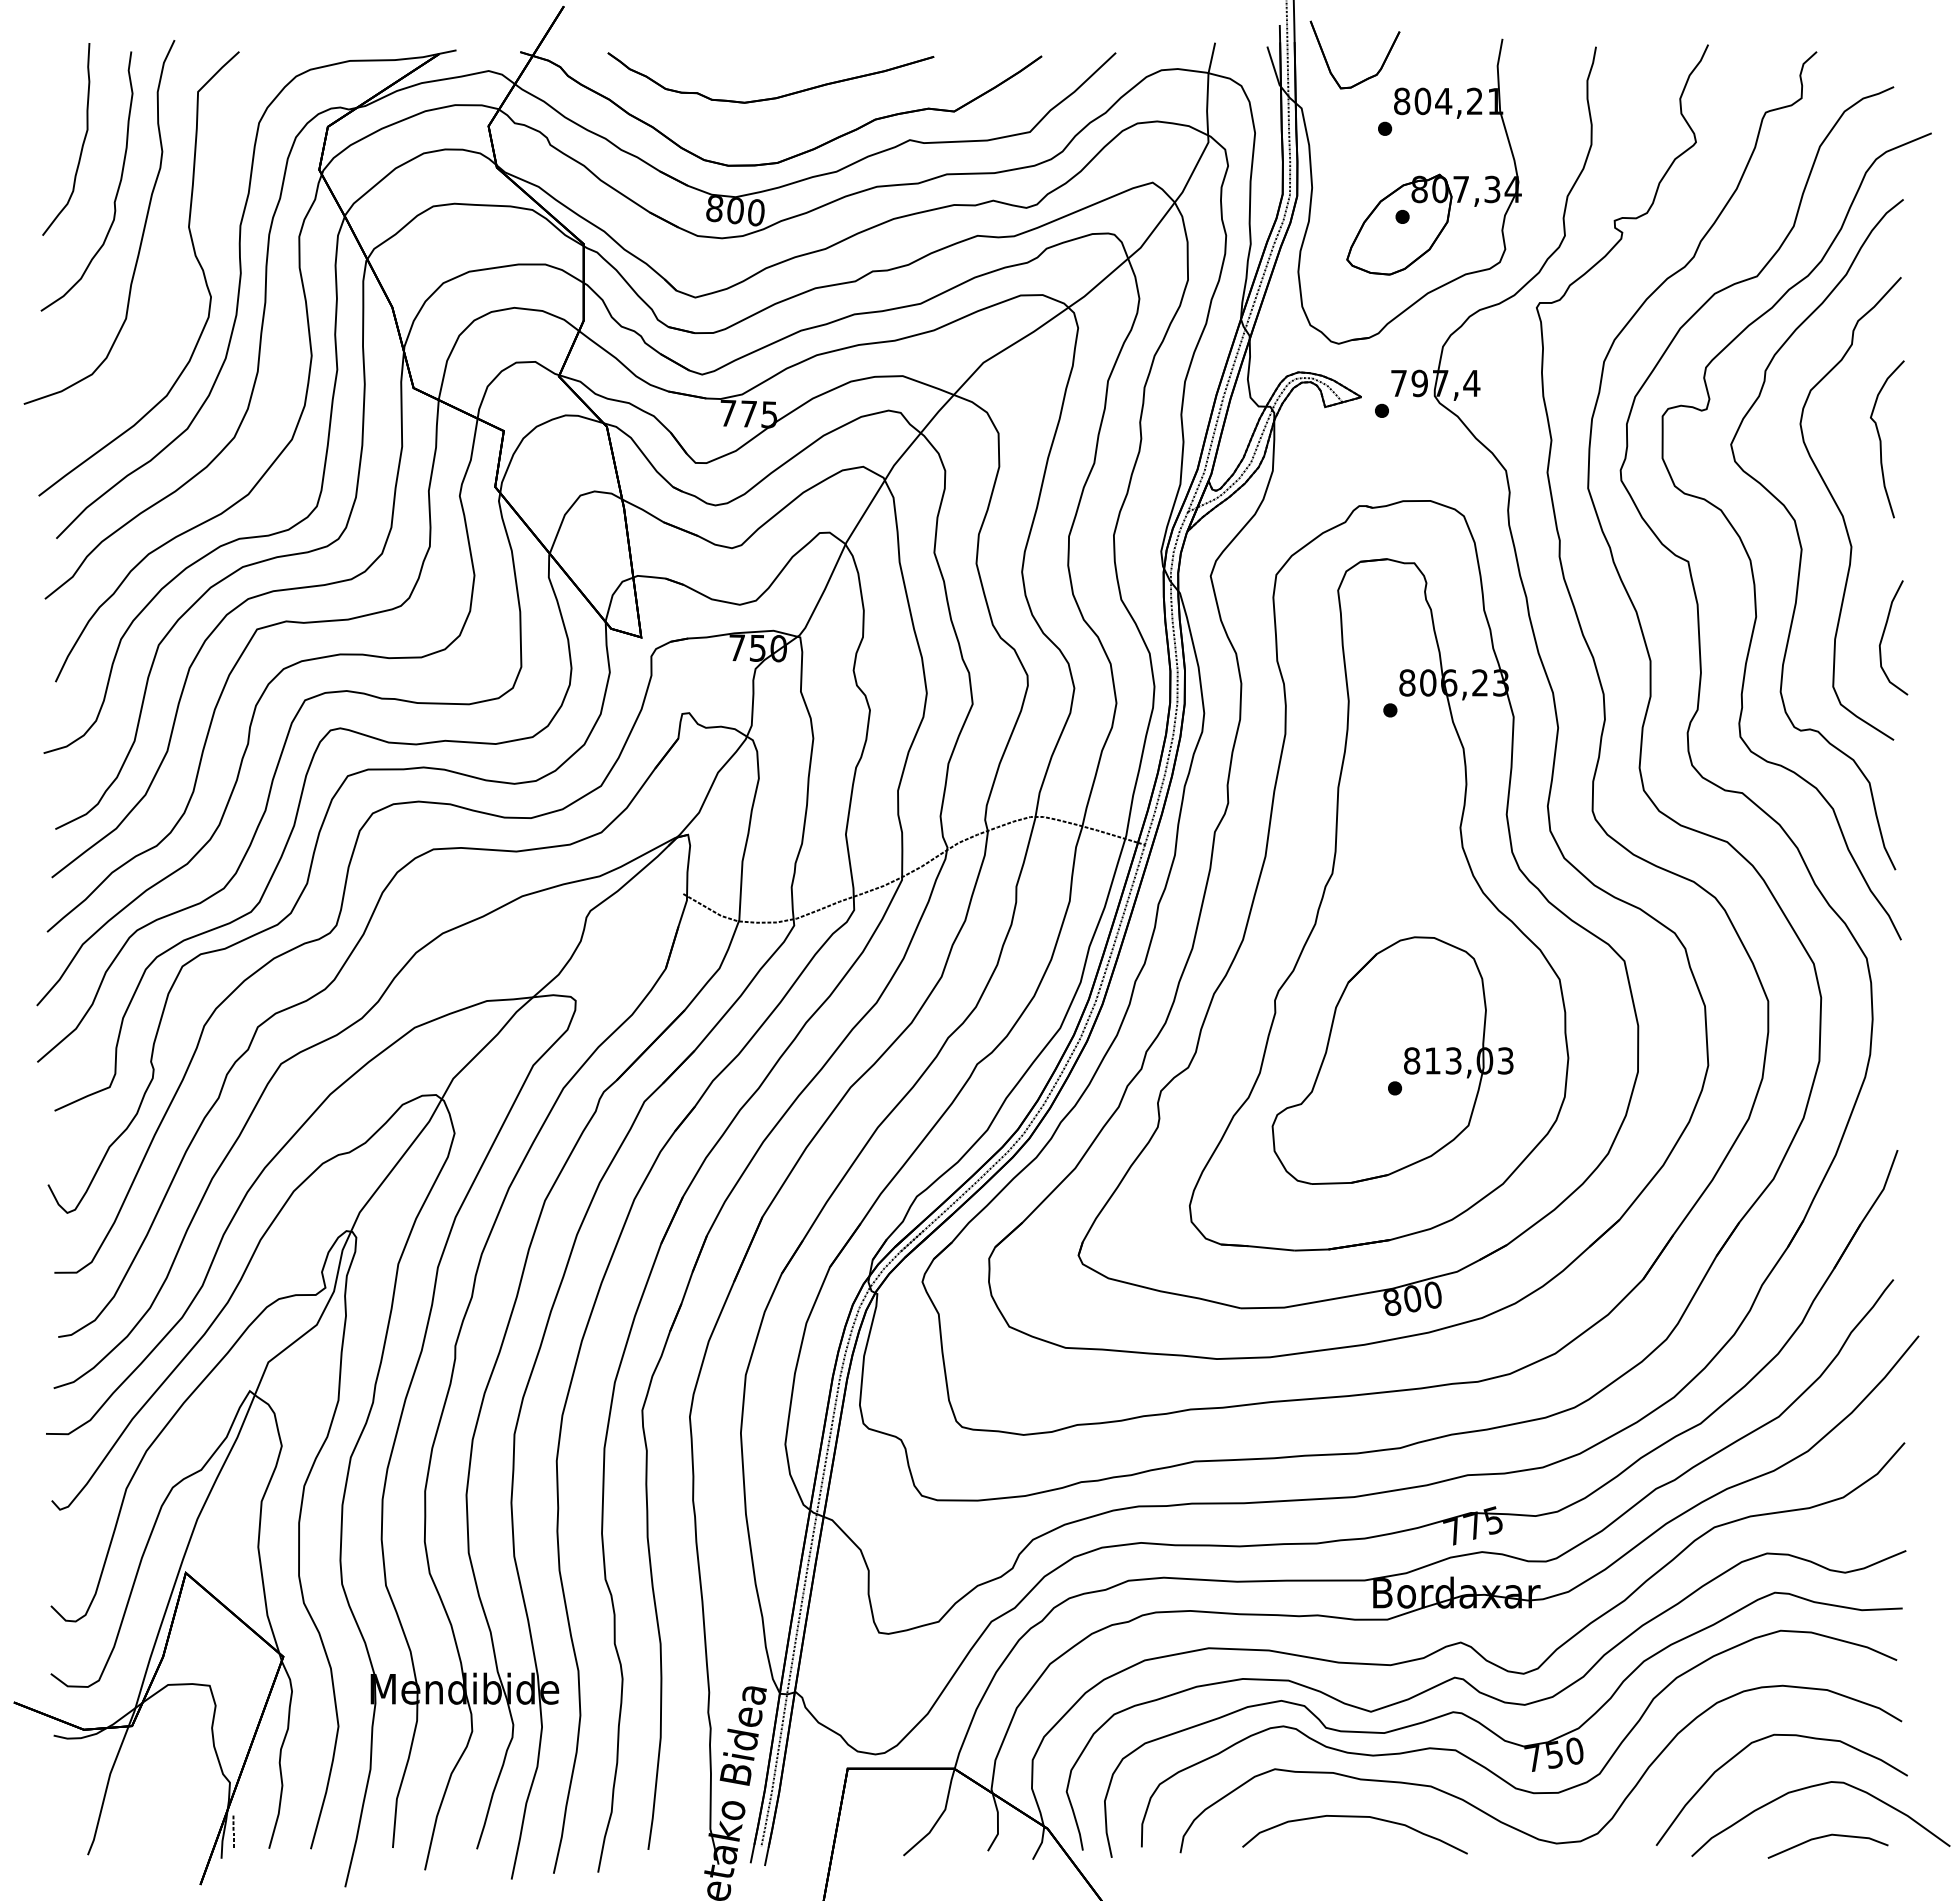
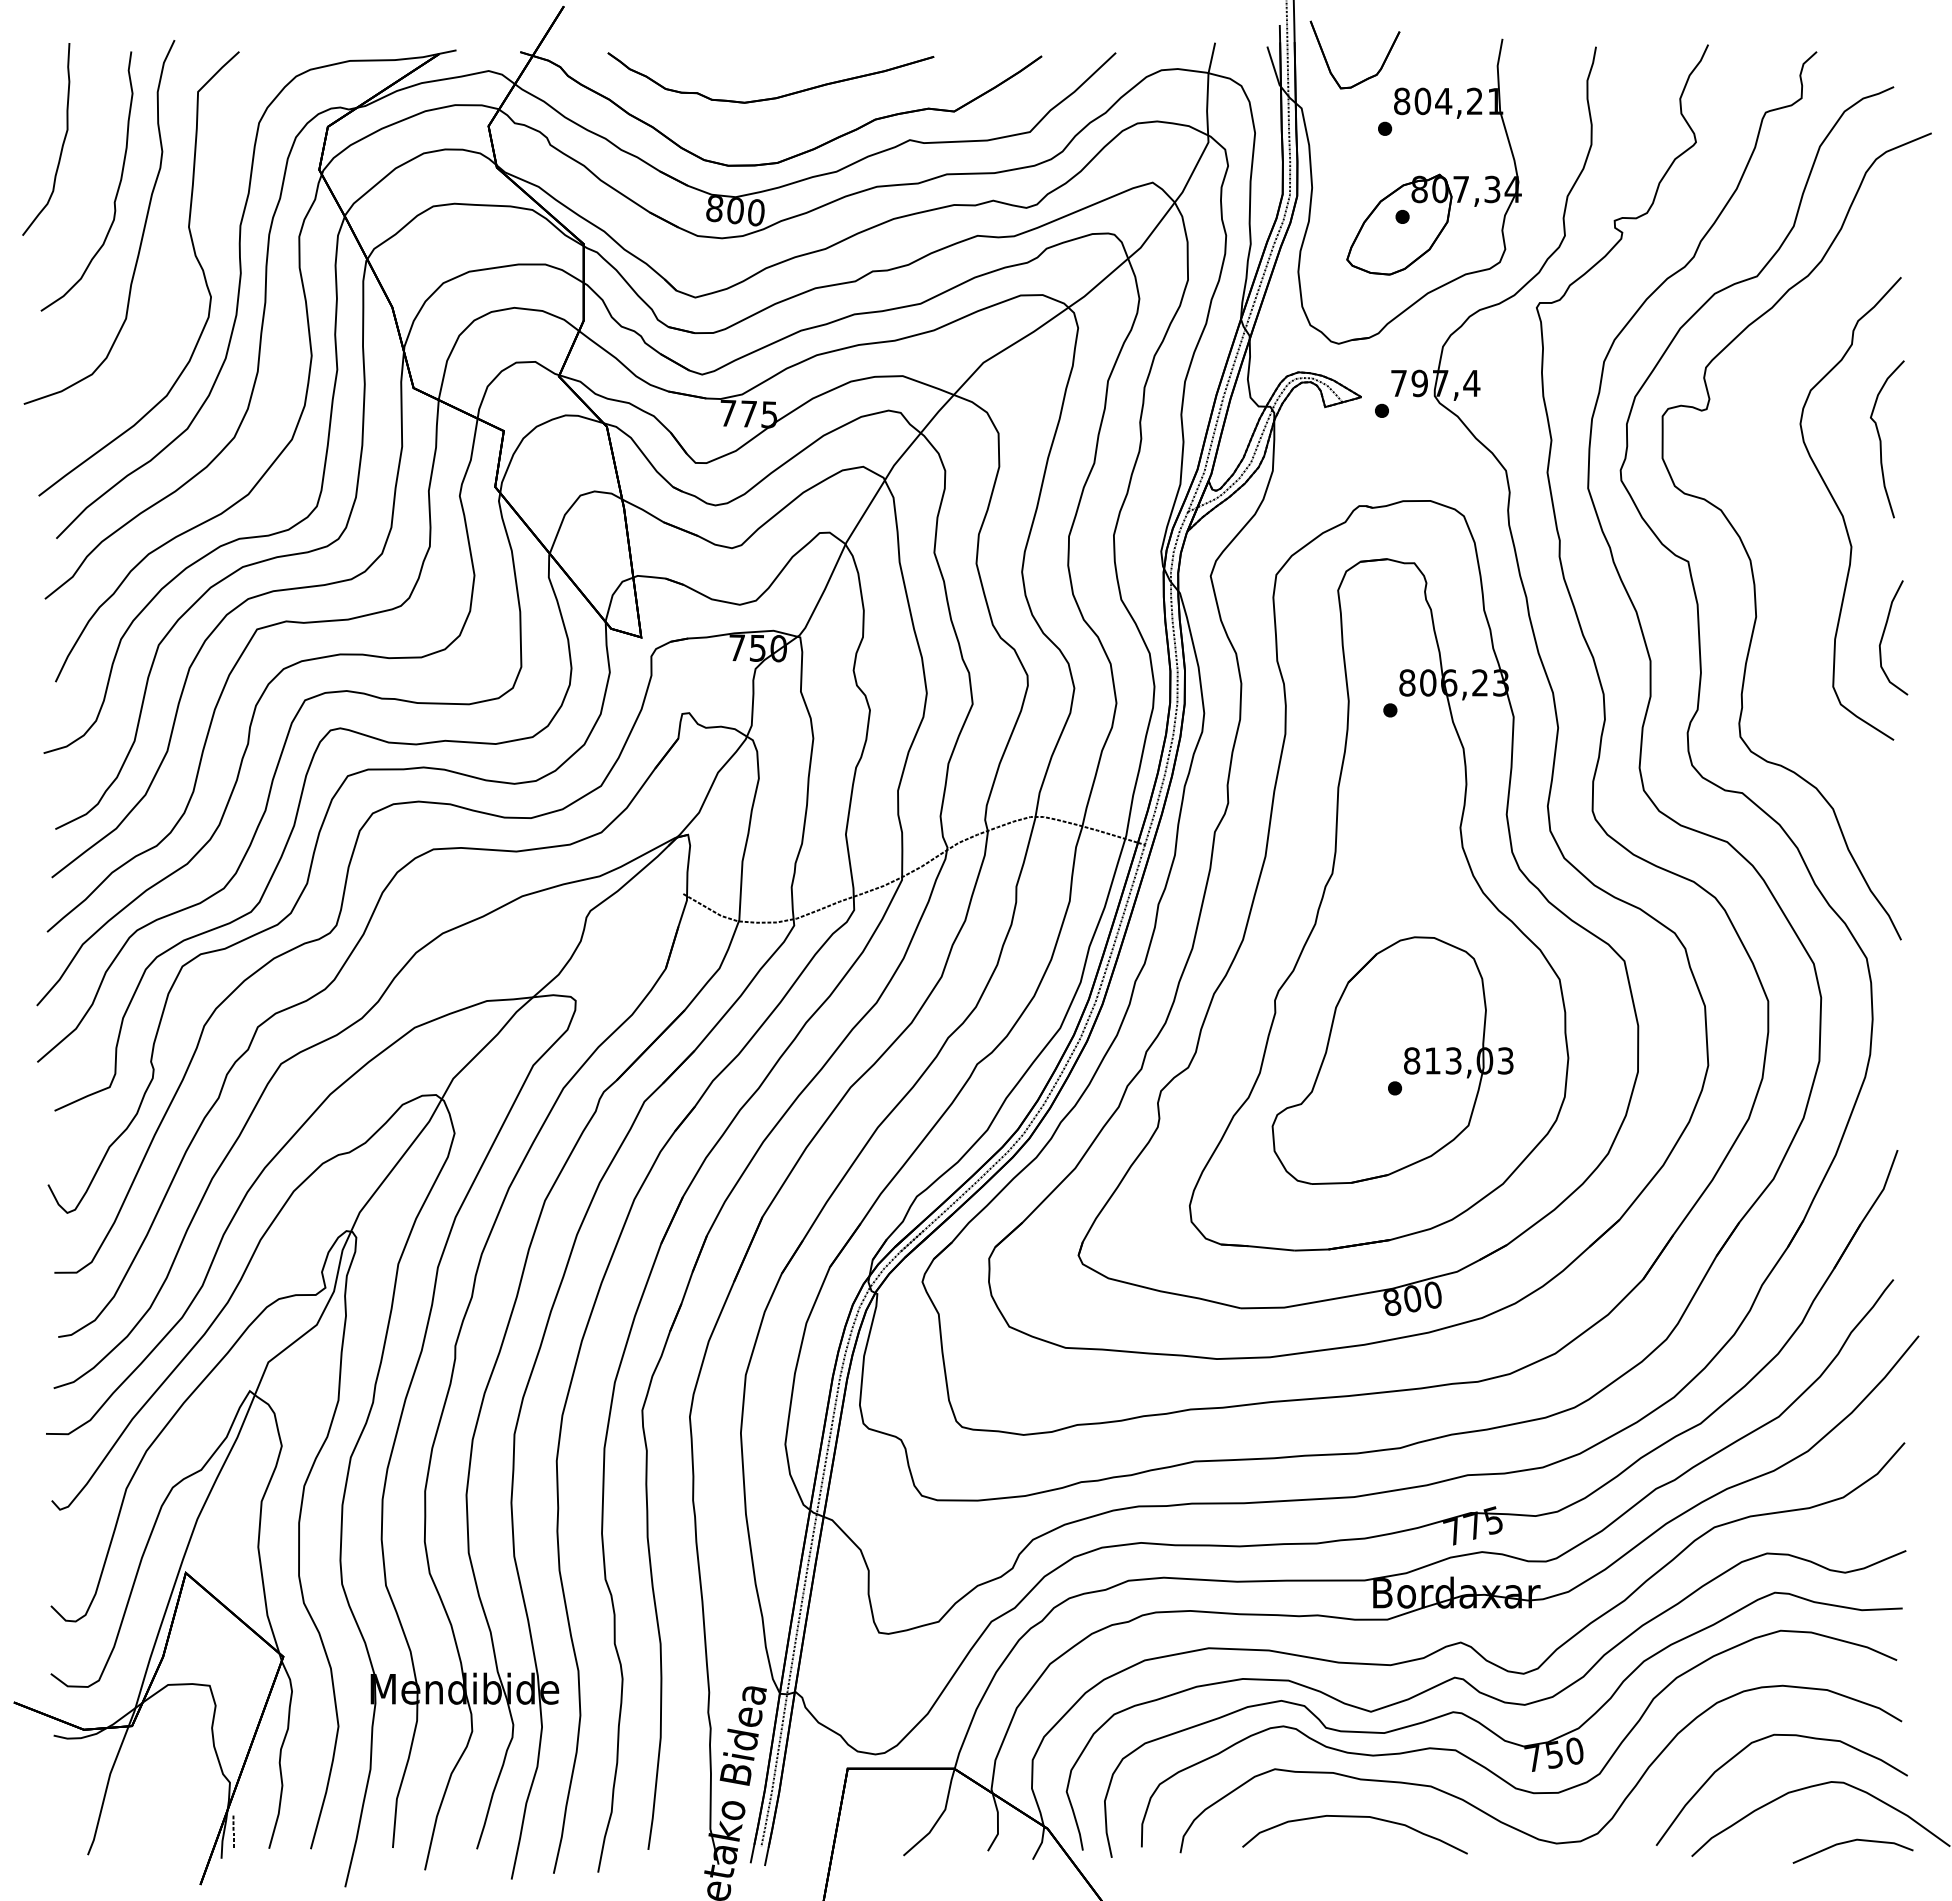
part position: (82, 142) -> (62, 142) (62, 142)
part: present -> none (1800, 539)
part position: (1825, 1837) -> (1850, 1842) (1850, 1842)
